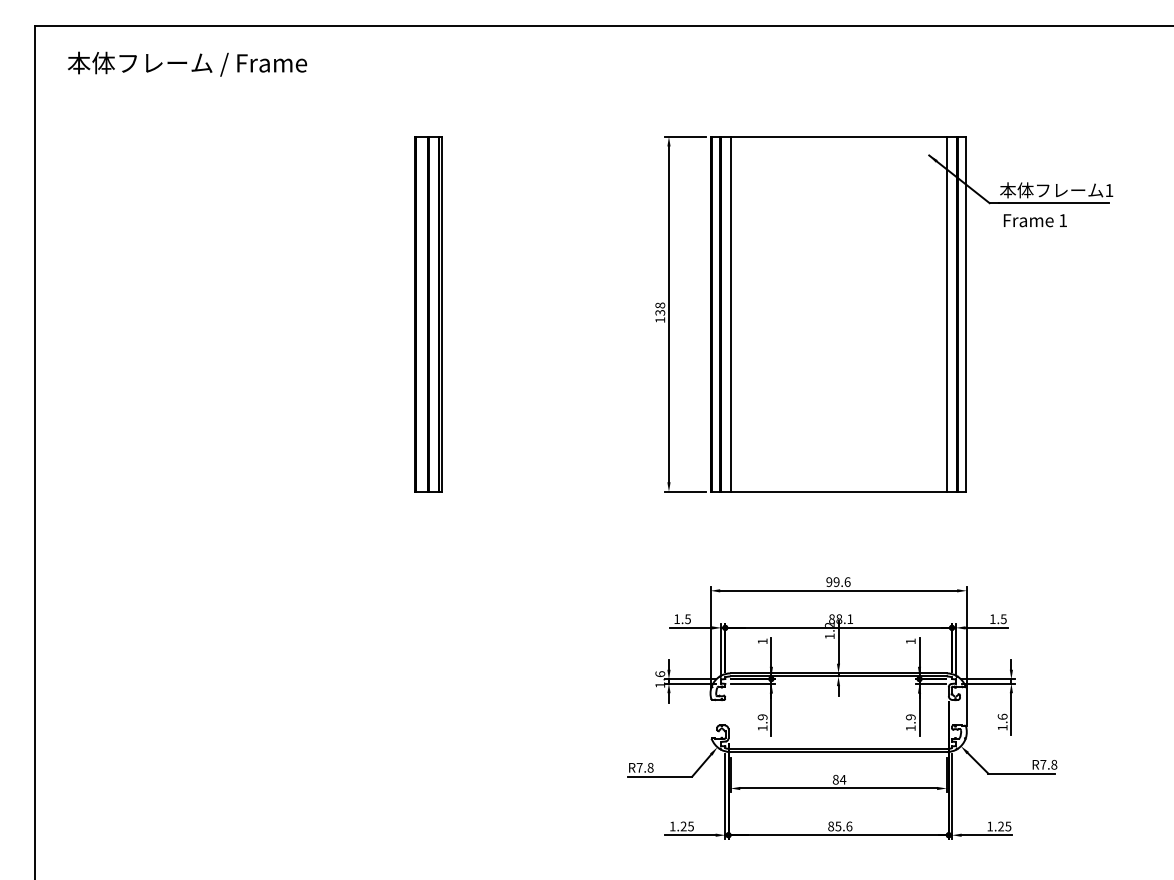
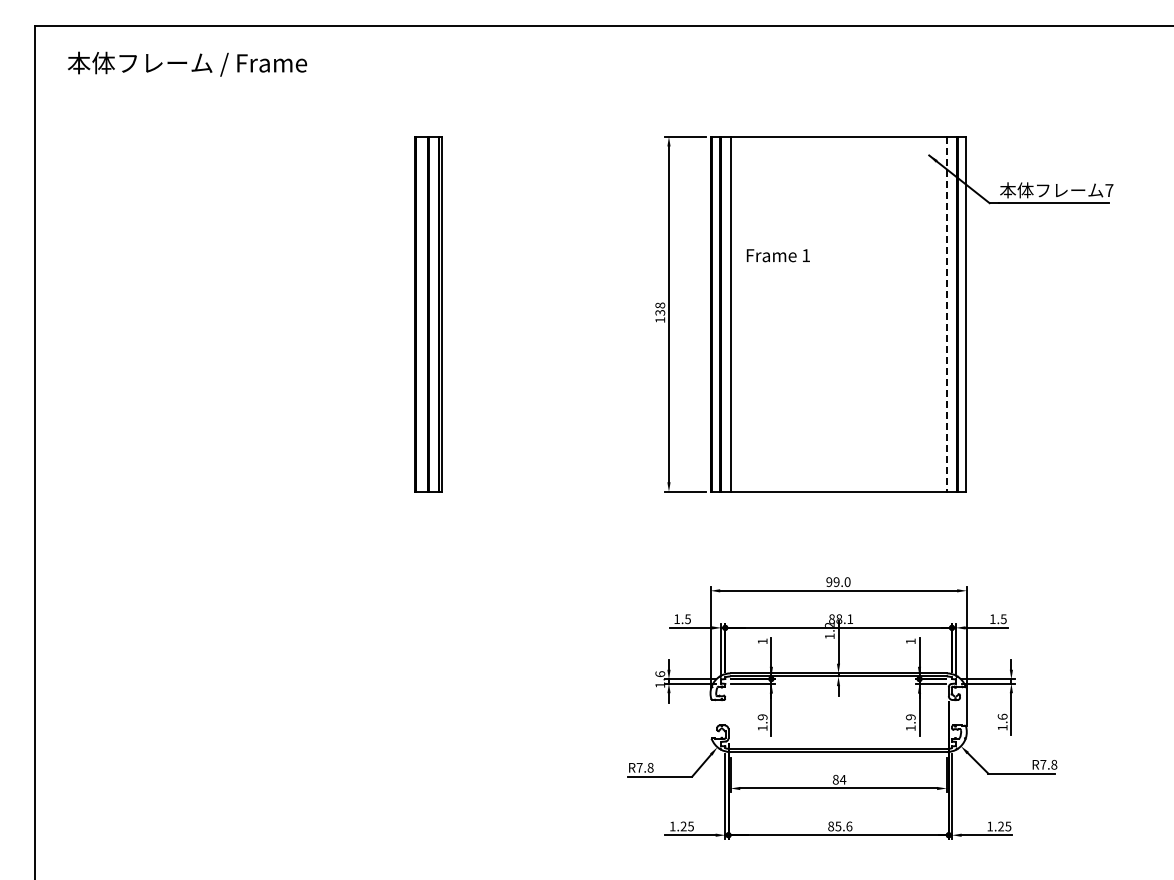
text: 1 -> 7 (1109, 190)
text position: (1034, 220) -> (777, 255) (777, 255)
line: solid -> dashed (946, 314)
text: 99.6 -> 99.0 (847, 581)
